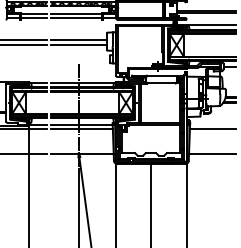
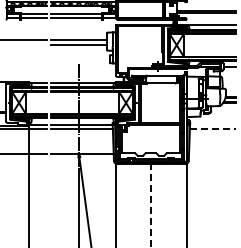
line: present -> none (24, 44)
line: solid -> dashed (213, 128)
line: present -> none (212, 153)
line: solid -> dashed (151, 205)
